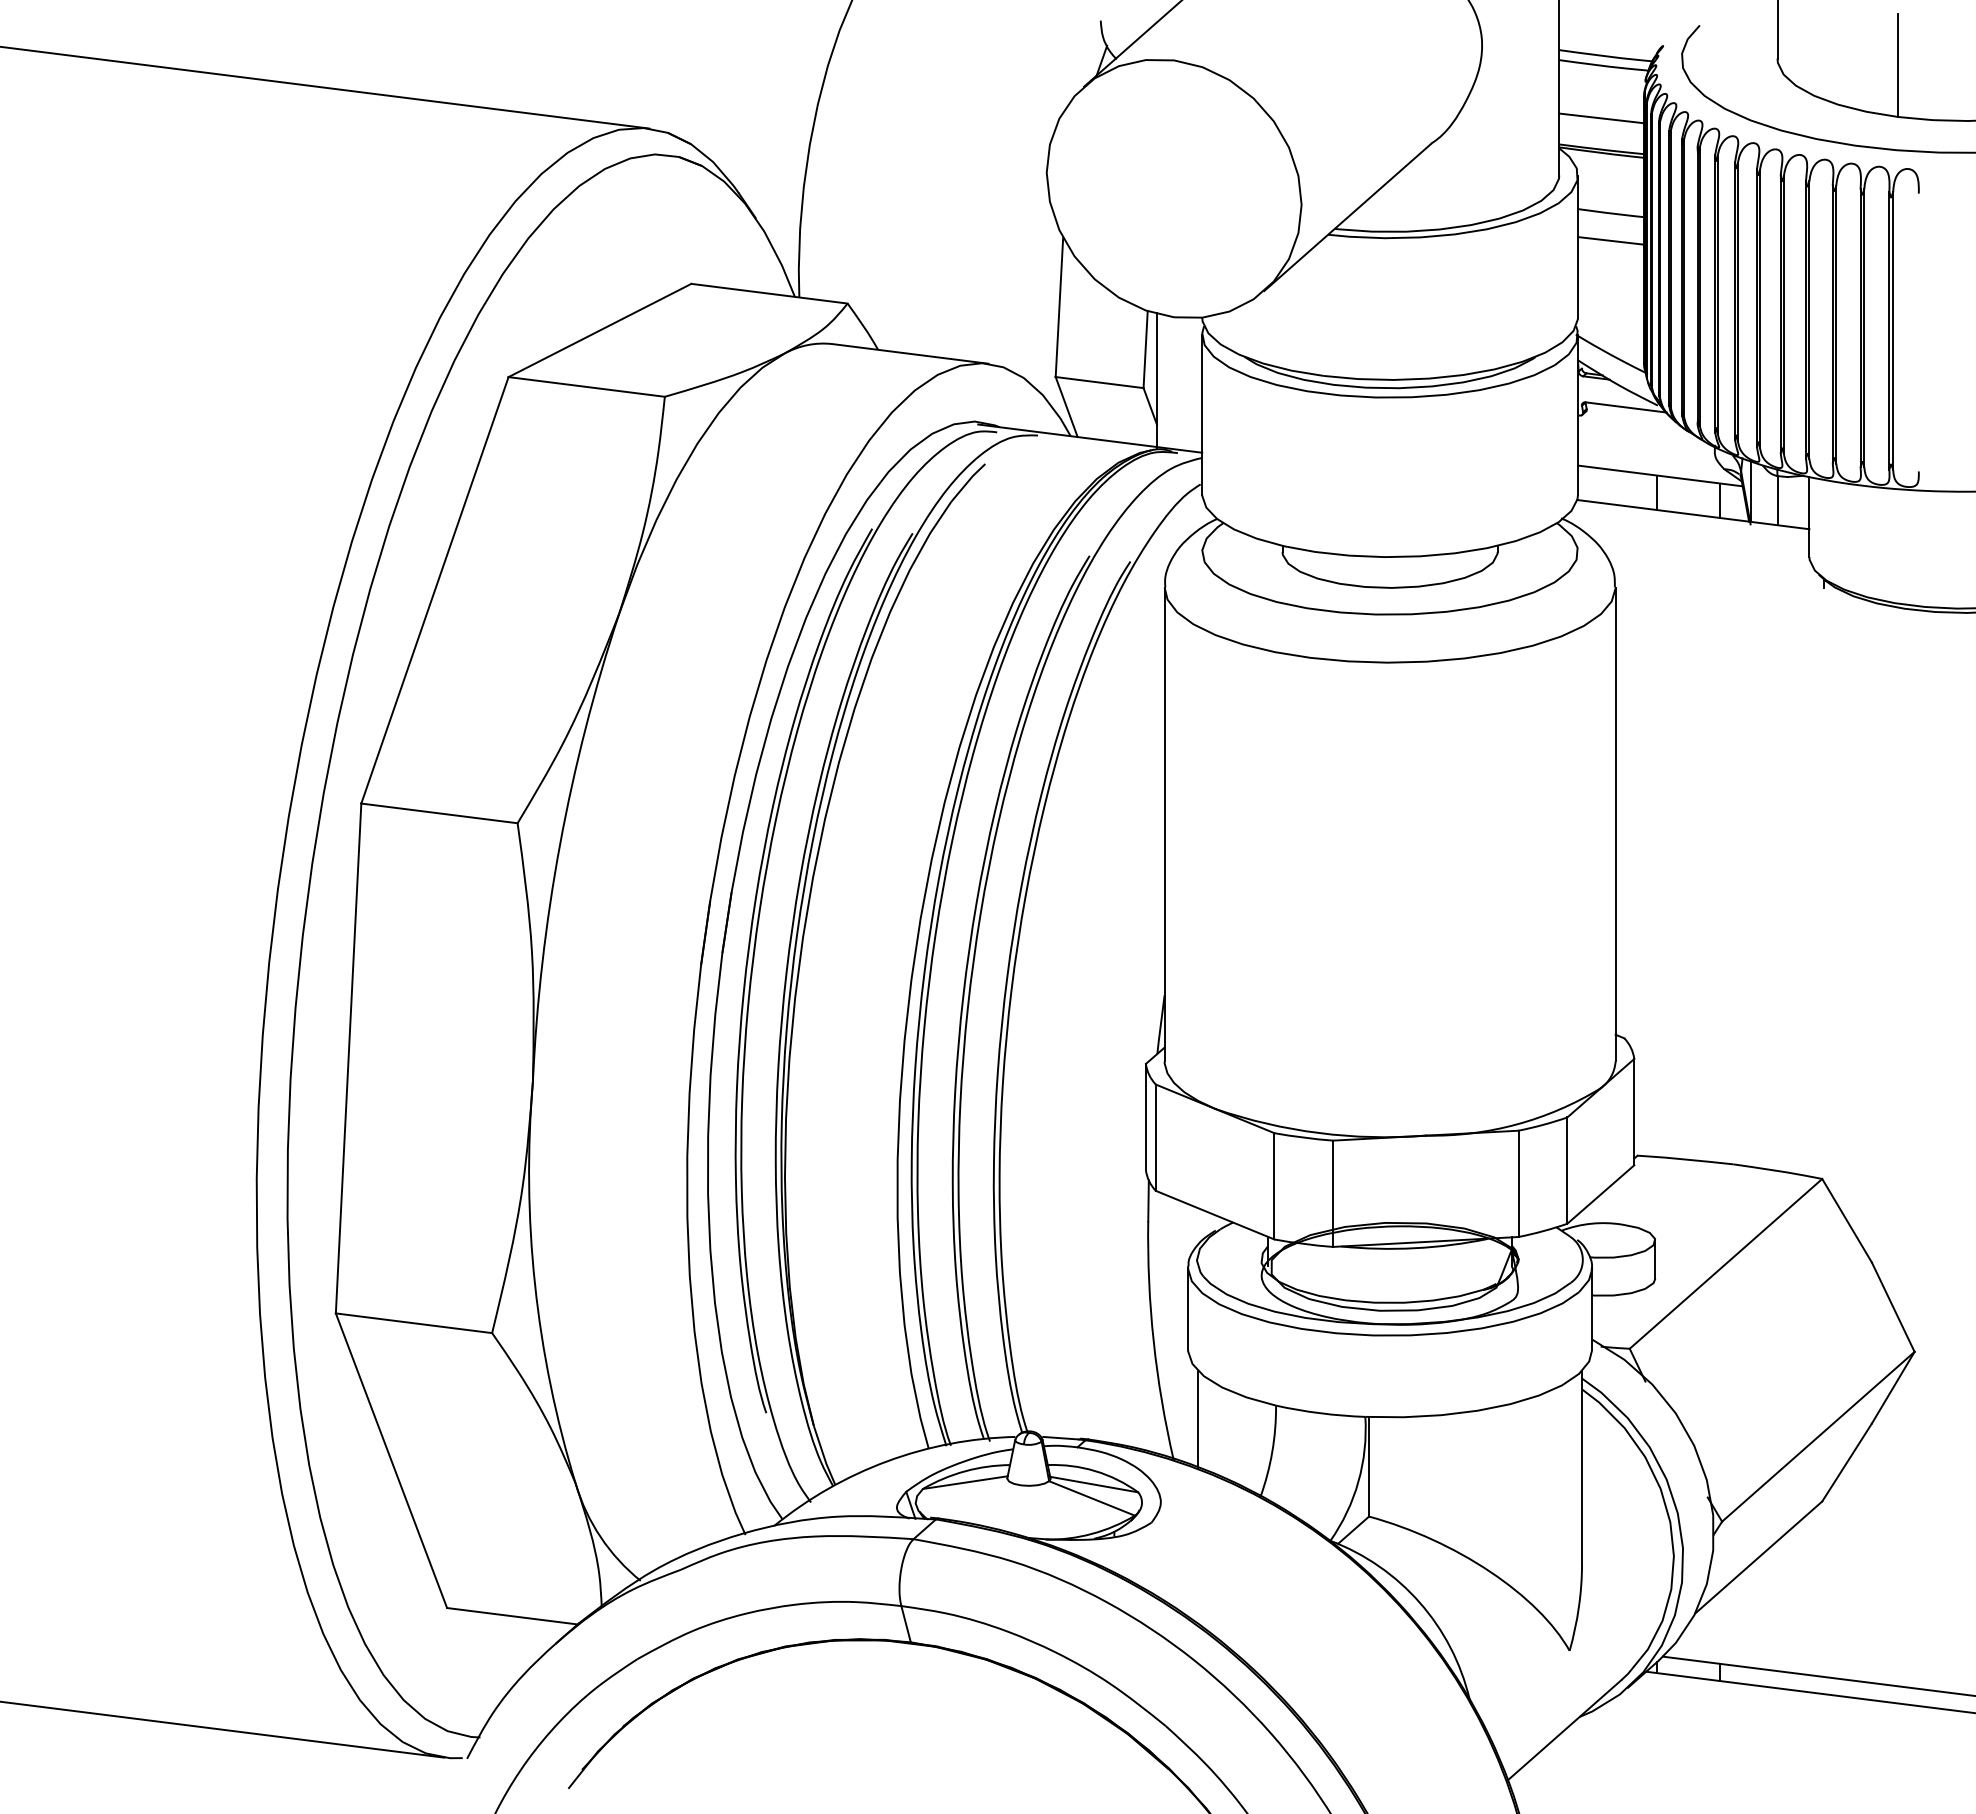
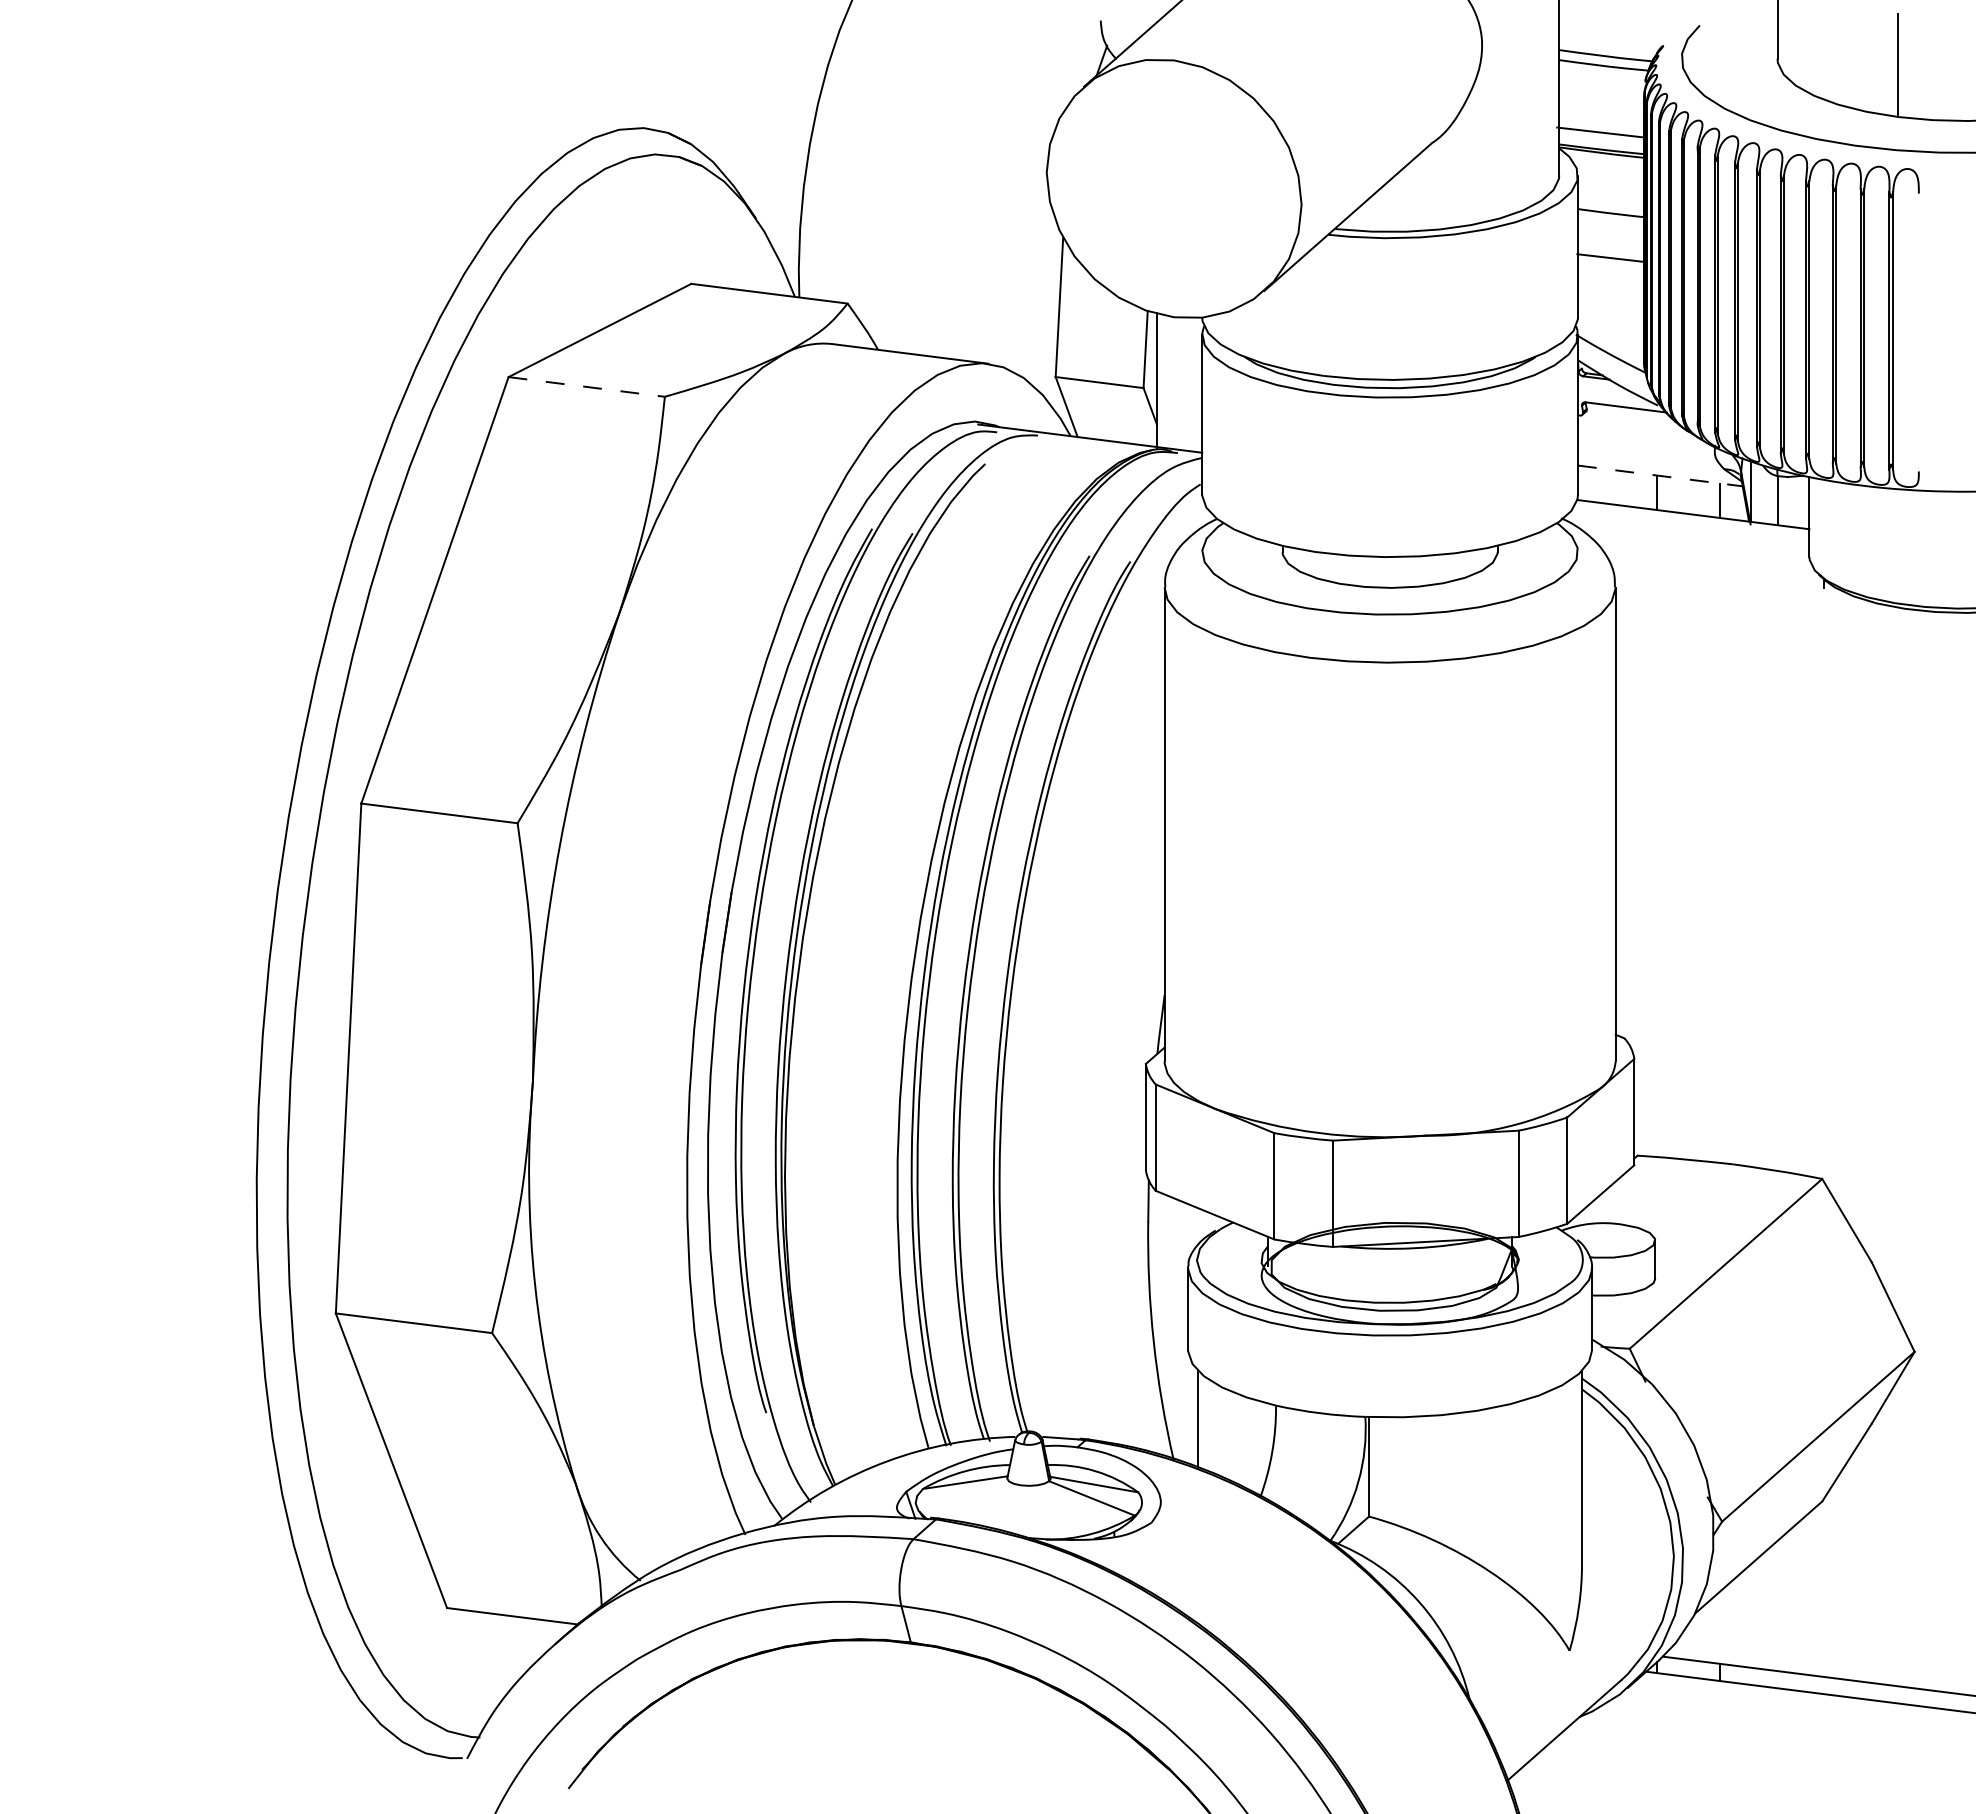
line: present -> none (325, 87)
line position: (1601, 118) -> (1599, 132) (1599, 132)
line position: (1611, 240) -> (1609, 257) (1609, 257)
line: solid -> dashed (586, 386)
line: solid -> dashed (1660, 475)
line: present -> none (223, 1729)
